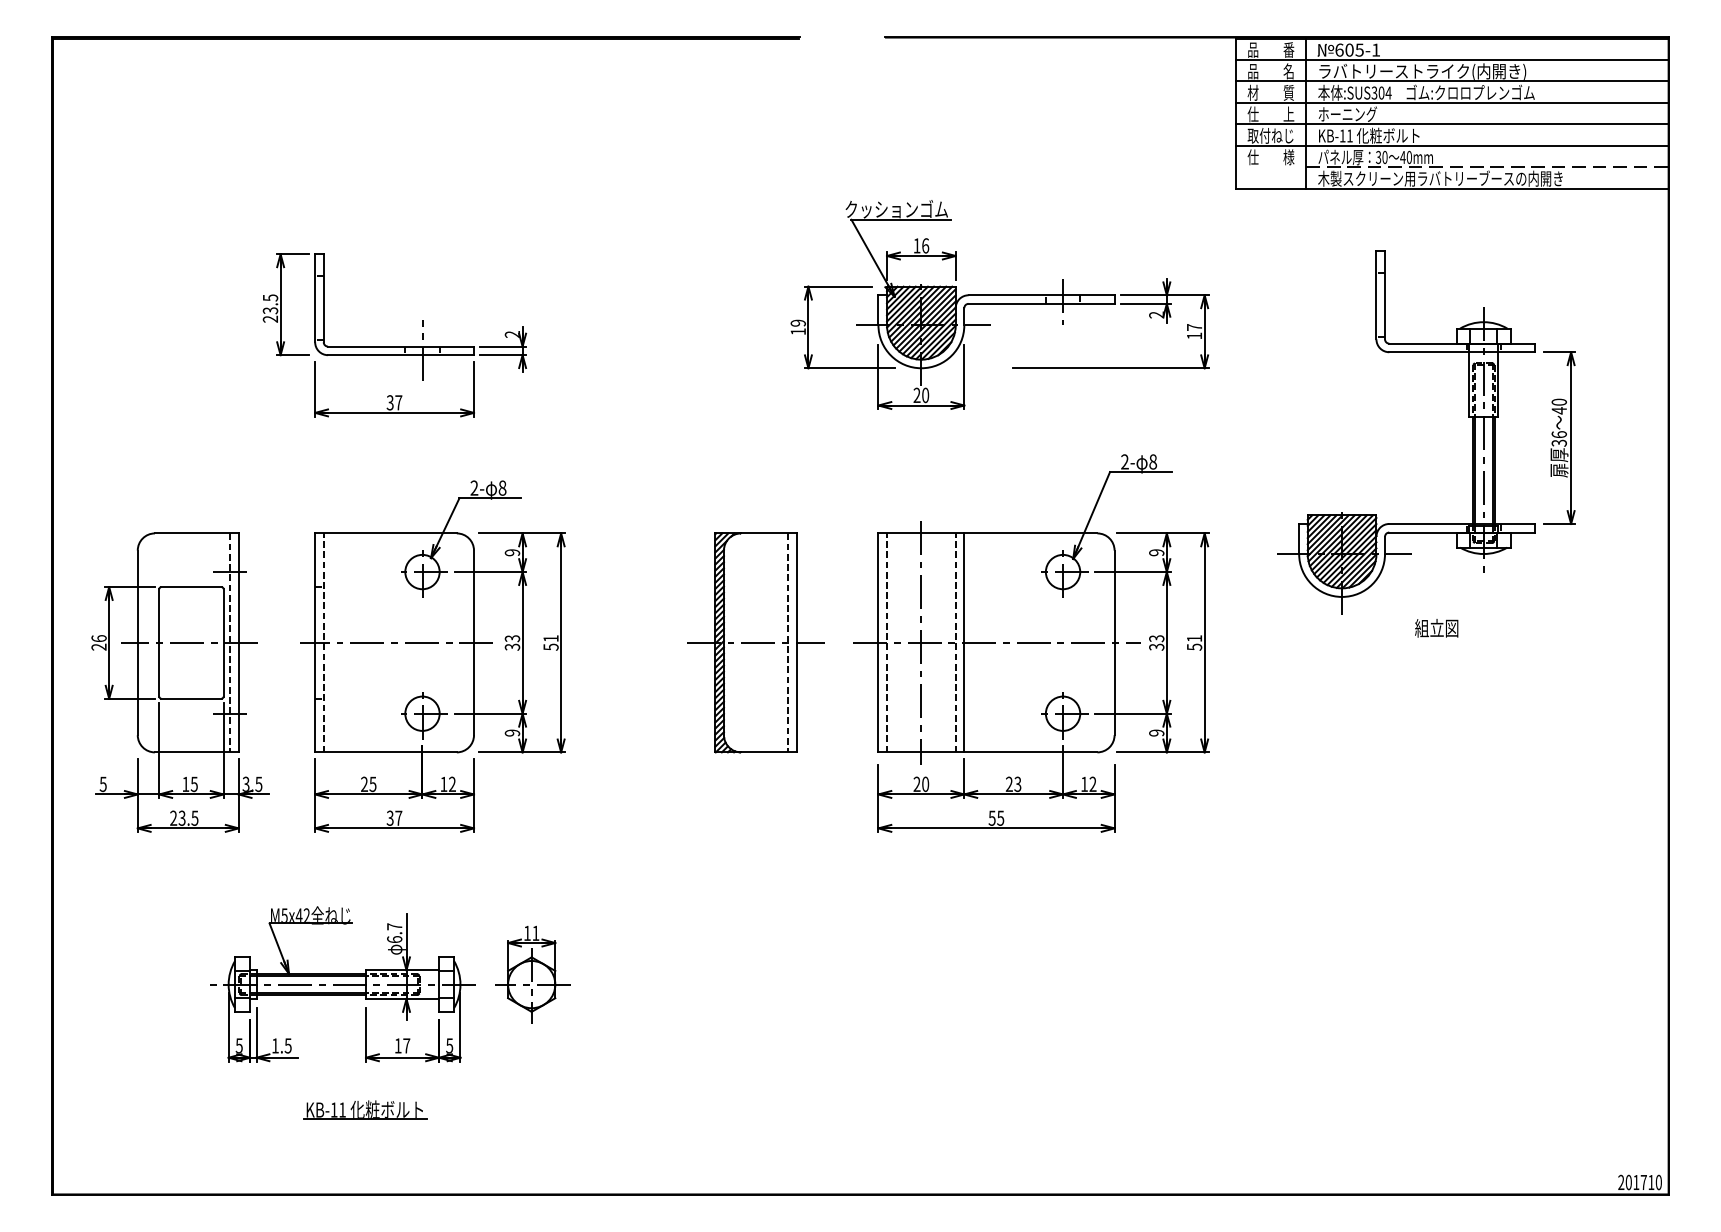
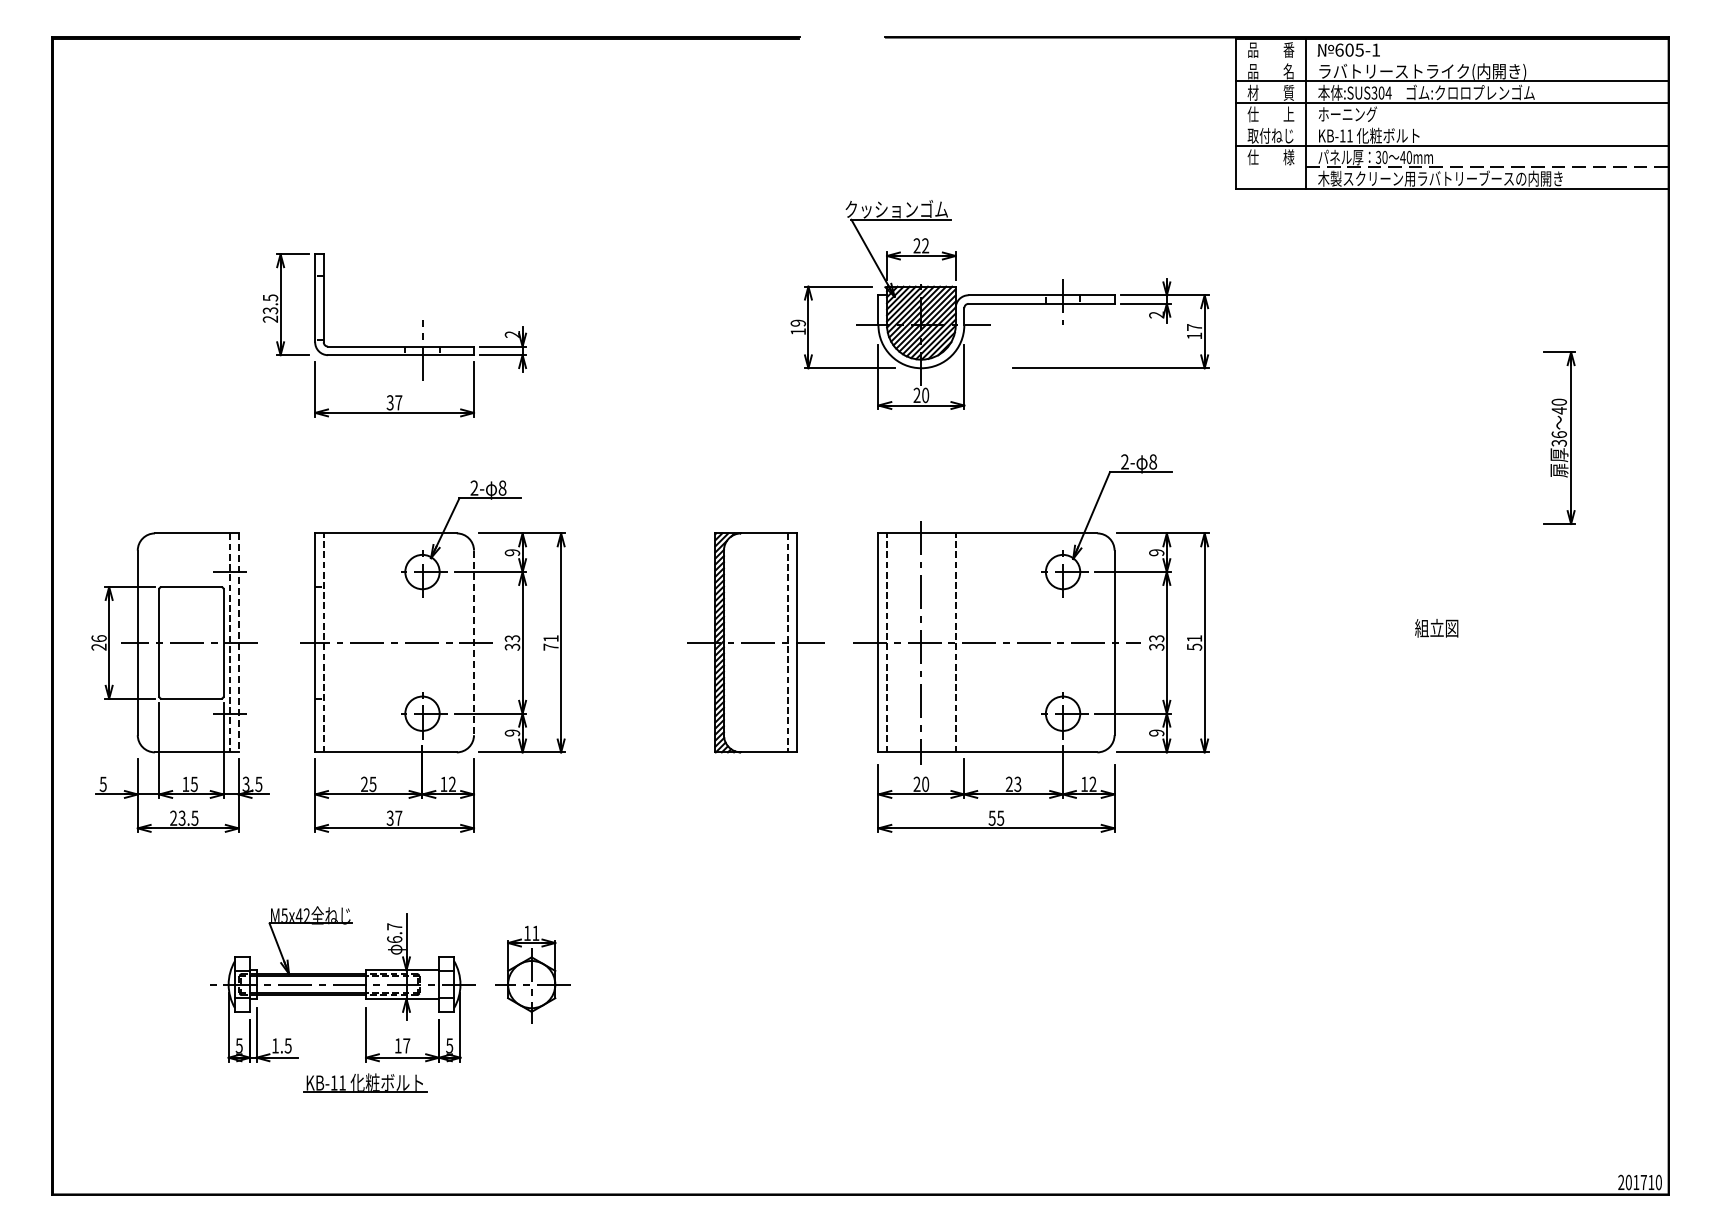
line: present -> none (1451, 60)
line: present -> none (1451, 124)
text: 16 -> 22 (921, 245)
part: present -> none (1468, 417)
line: present -> none (964, 642)
line: solid -> dashed (238, 643)
line: solid -> dashed (474, 643)
text: 51 -> 71 (550, 646)
part position: (365, 1109) -> (365, 1082) (365, 1082)
